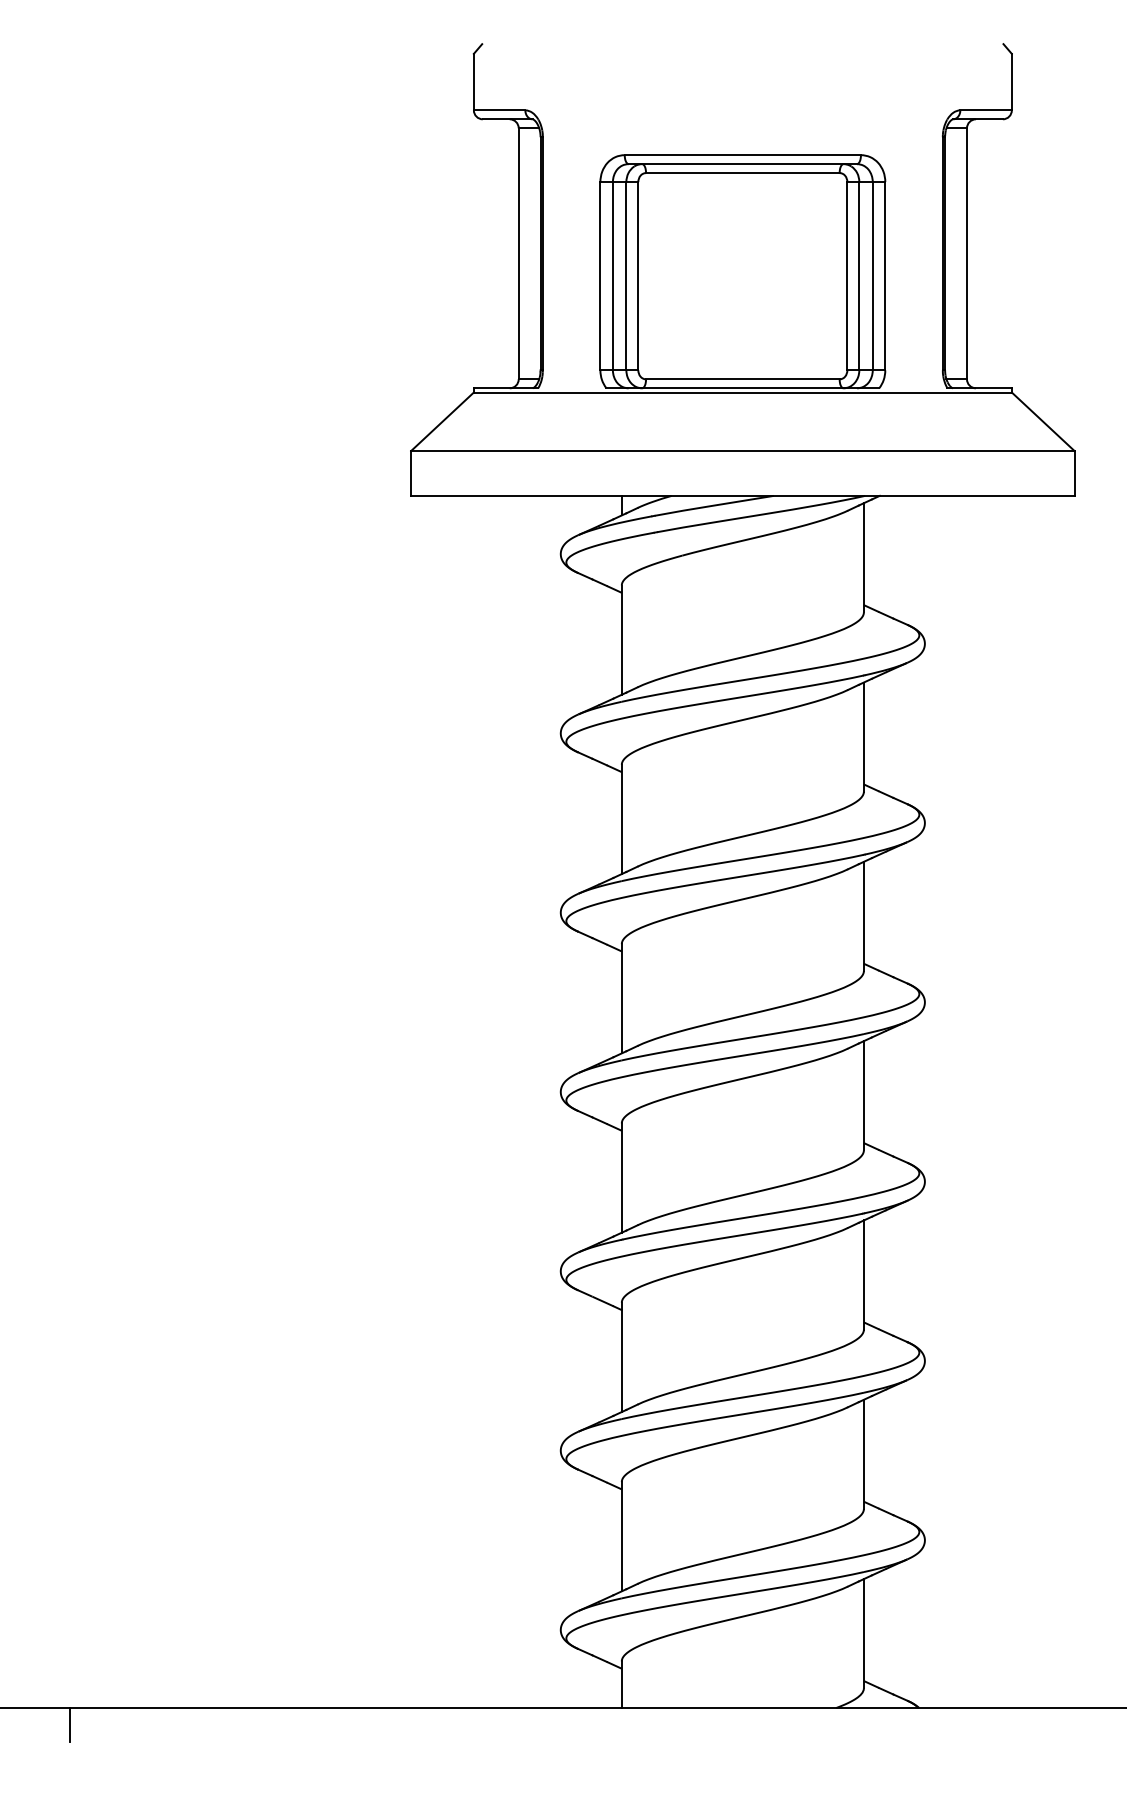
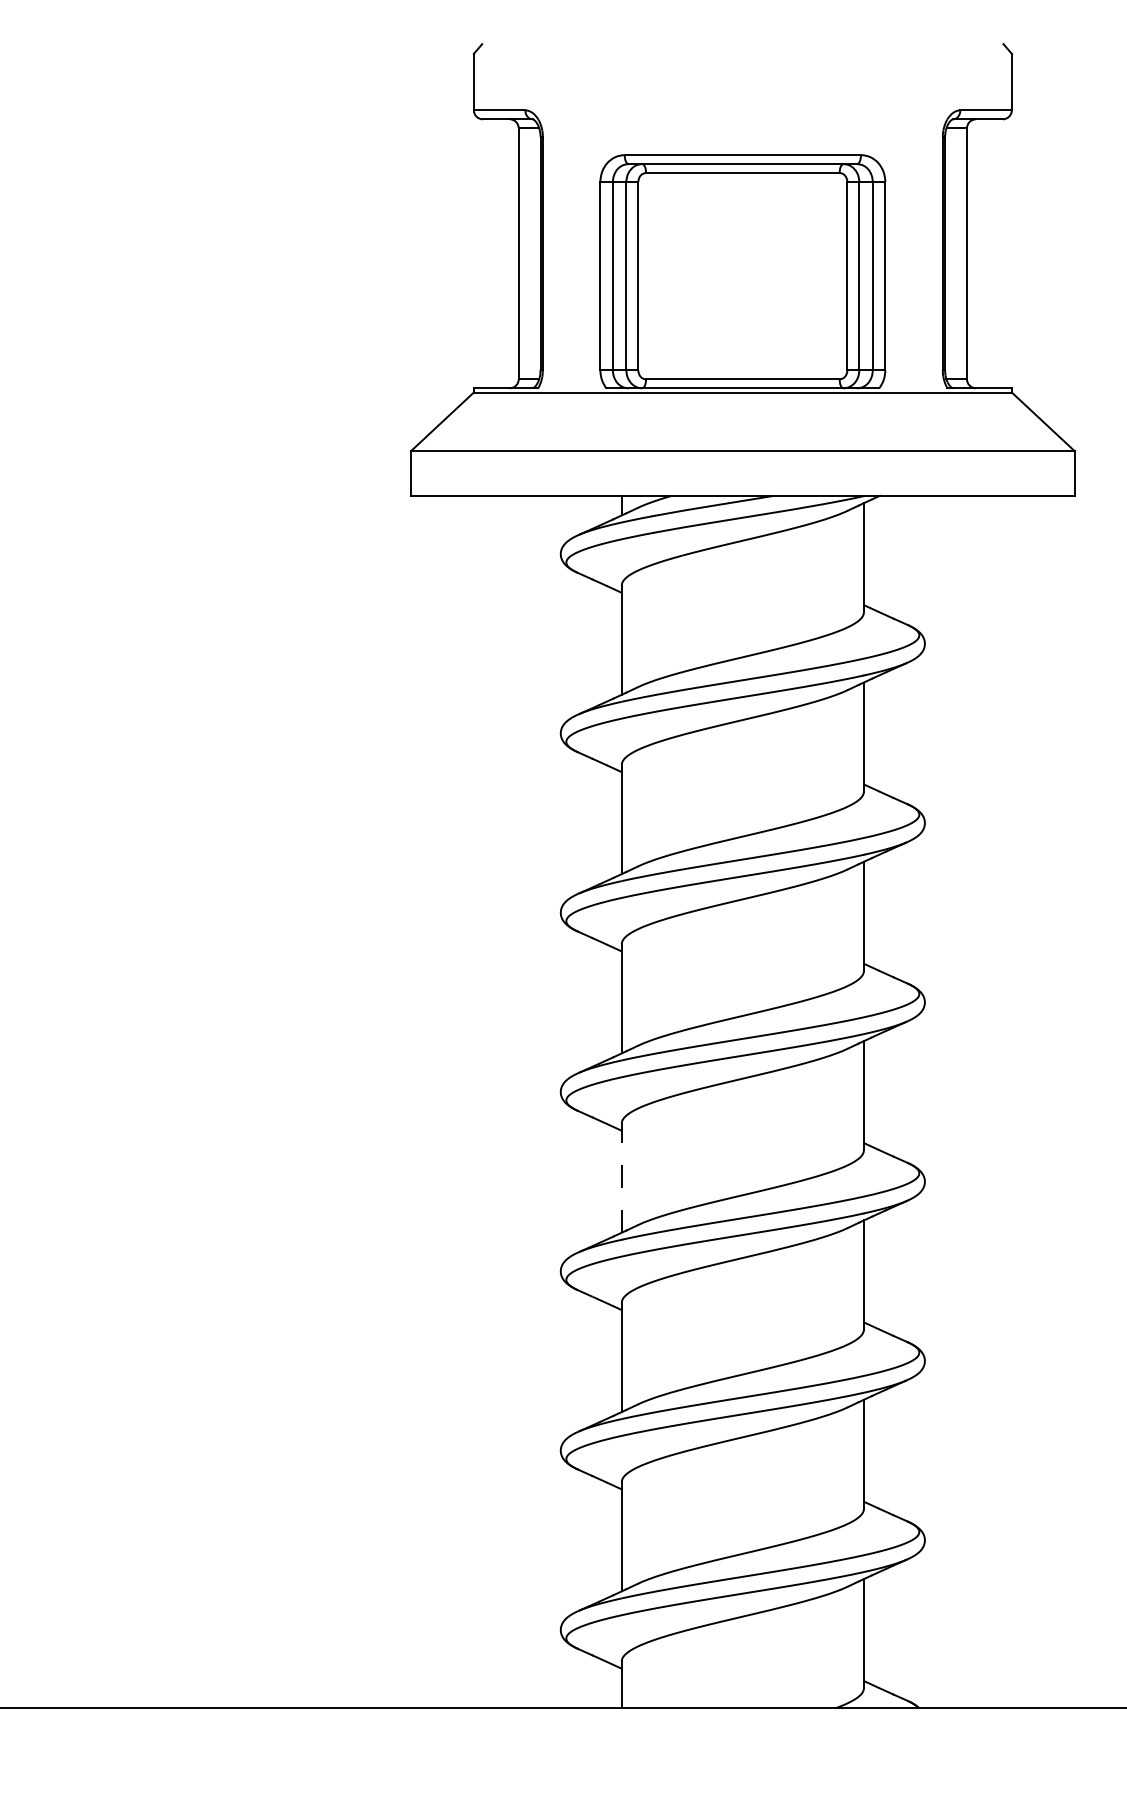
line: solid -> dashed (621, 1178)
line: present -> none (70, 1725)
